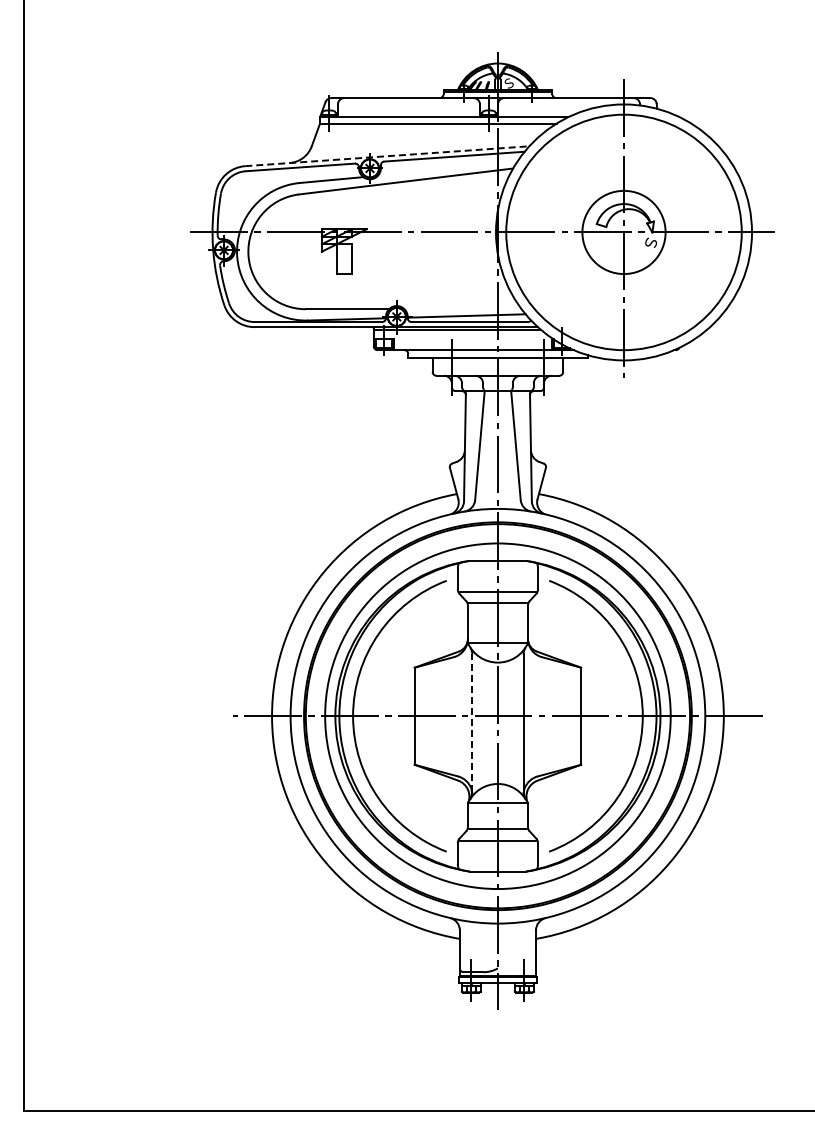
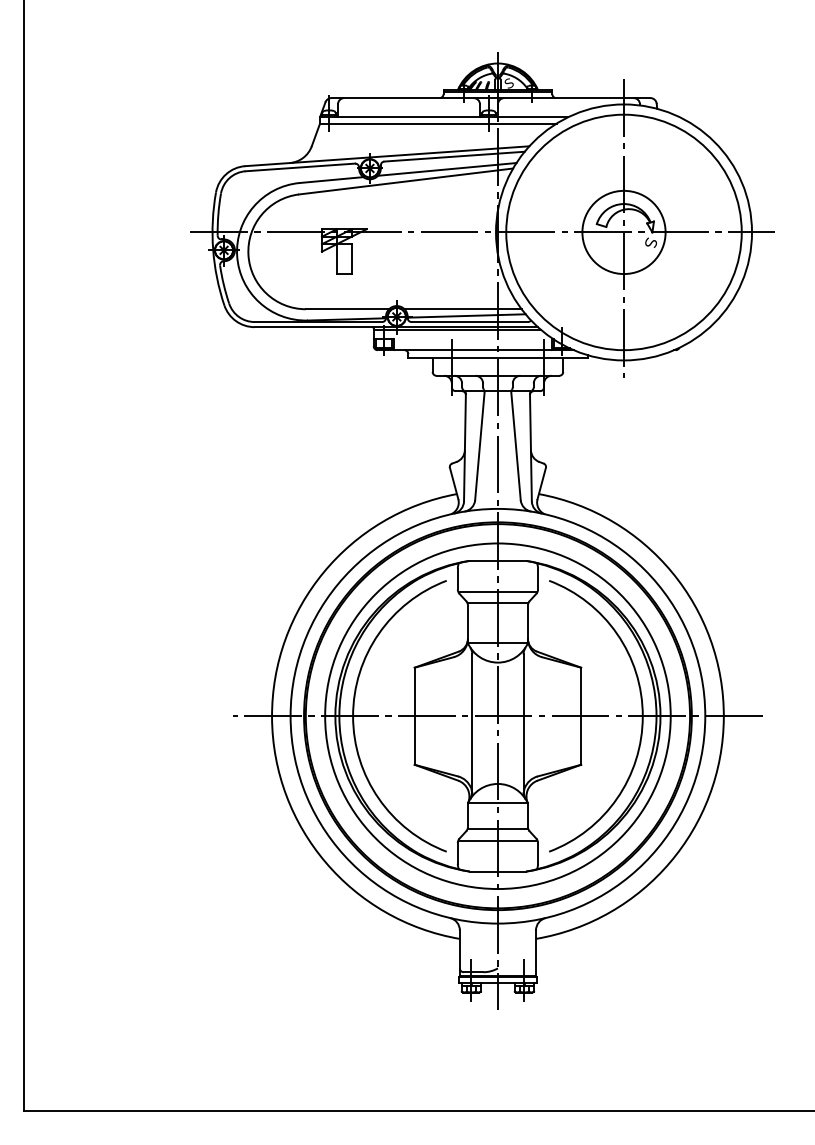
line: dashed -> solid (387, 156)
line: none -> present (446, 169)
line: none -> present (462, 309)
line: dashed -> solid (472, 723)
